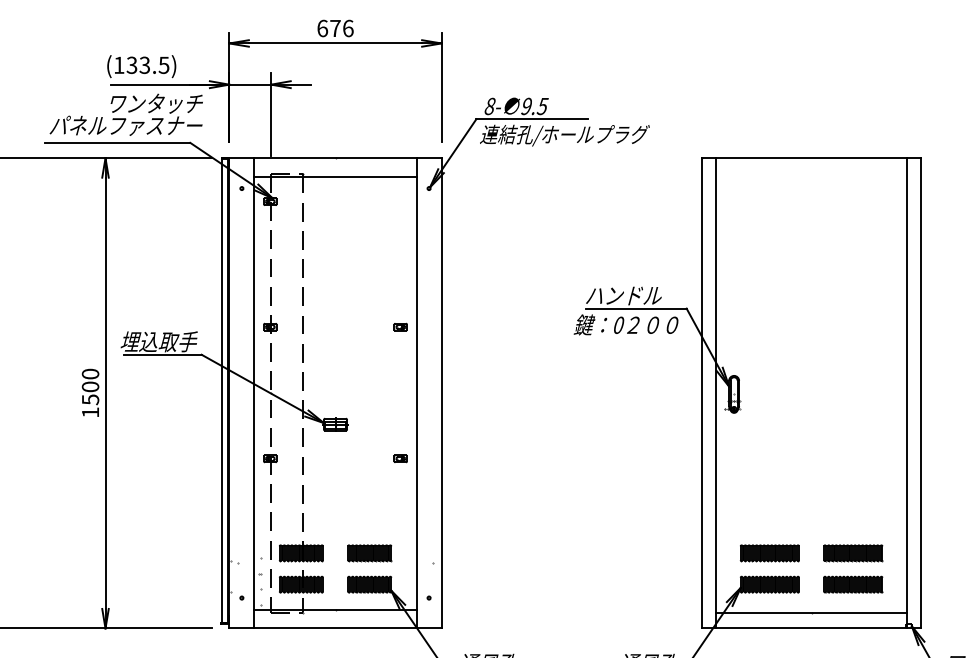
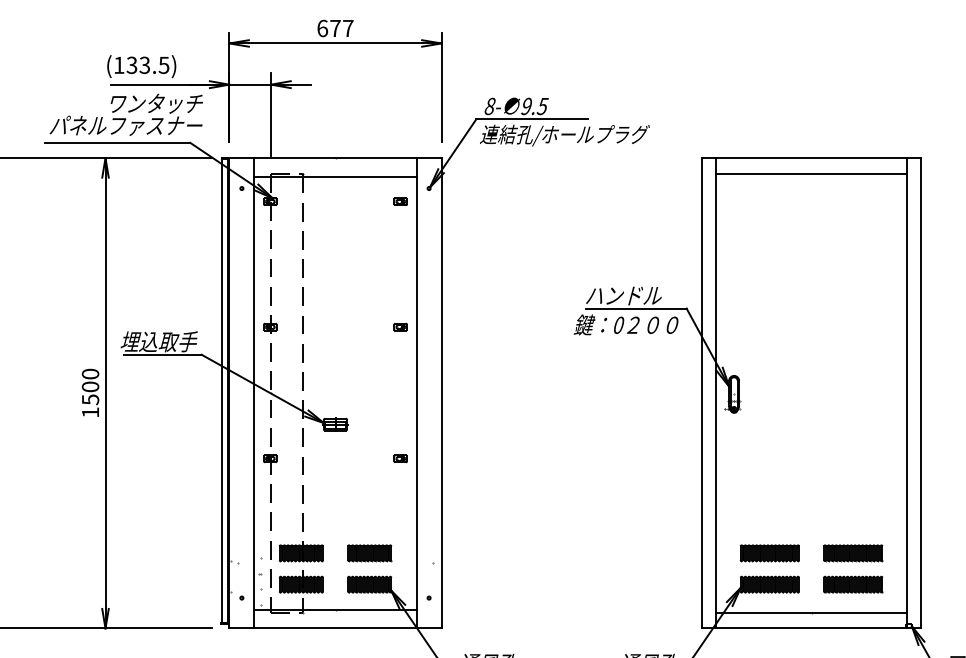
text: 676 -> 677 (348, 28)
line: none -> present (811, 173)
part: none -> present (400, 201)
